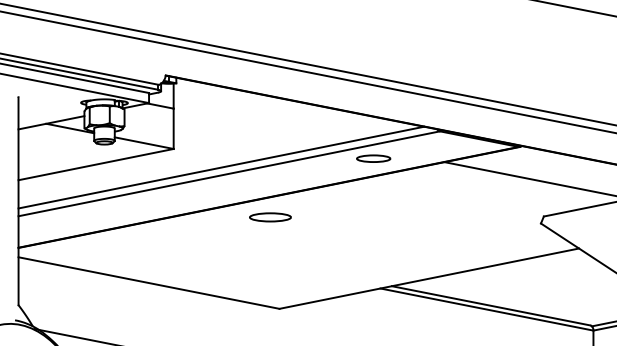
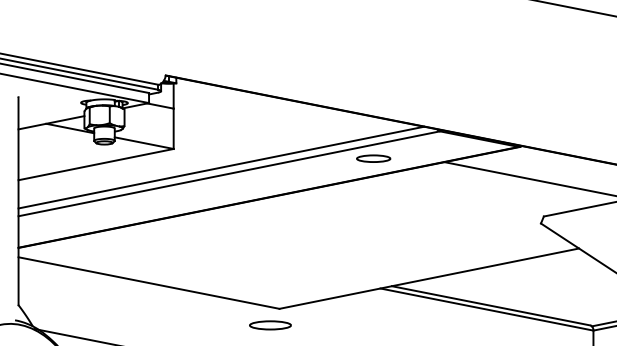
line: present -> none (307, 64)
line: present -> none (307, 71)
part position: (270, 217) -> (270, 325) (270, 325)
